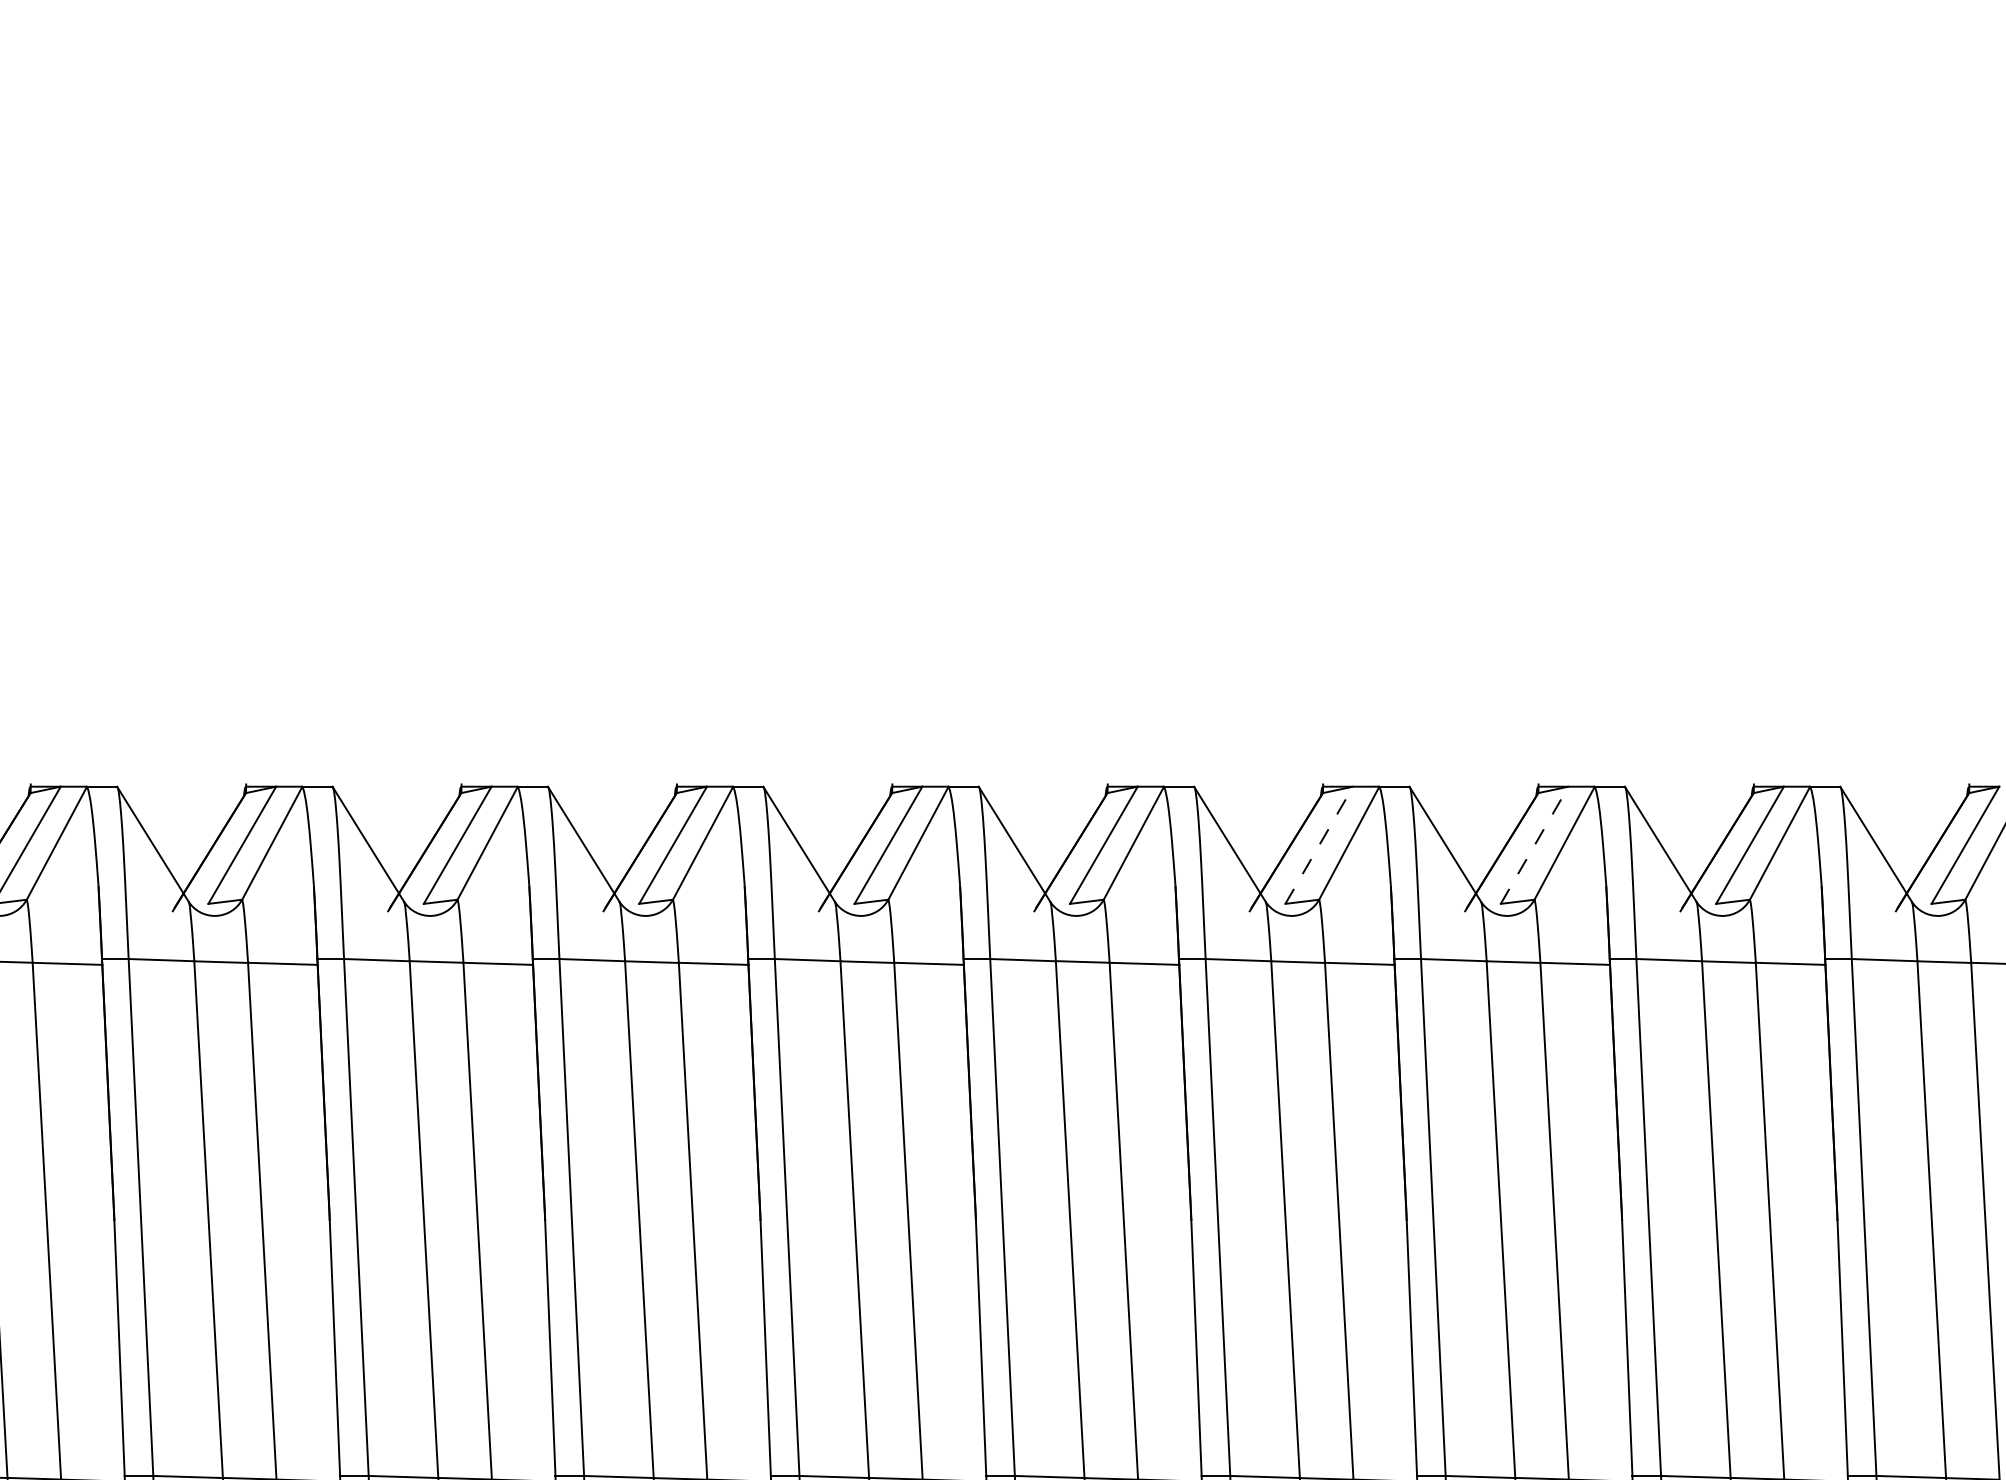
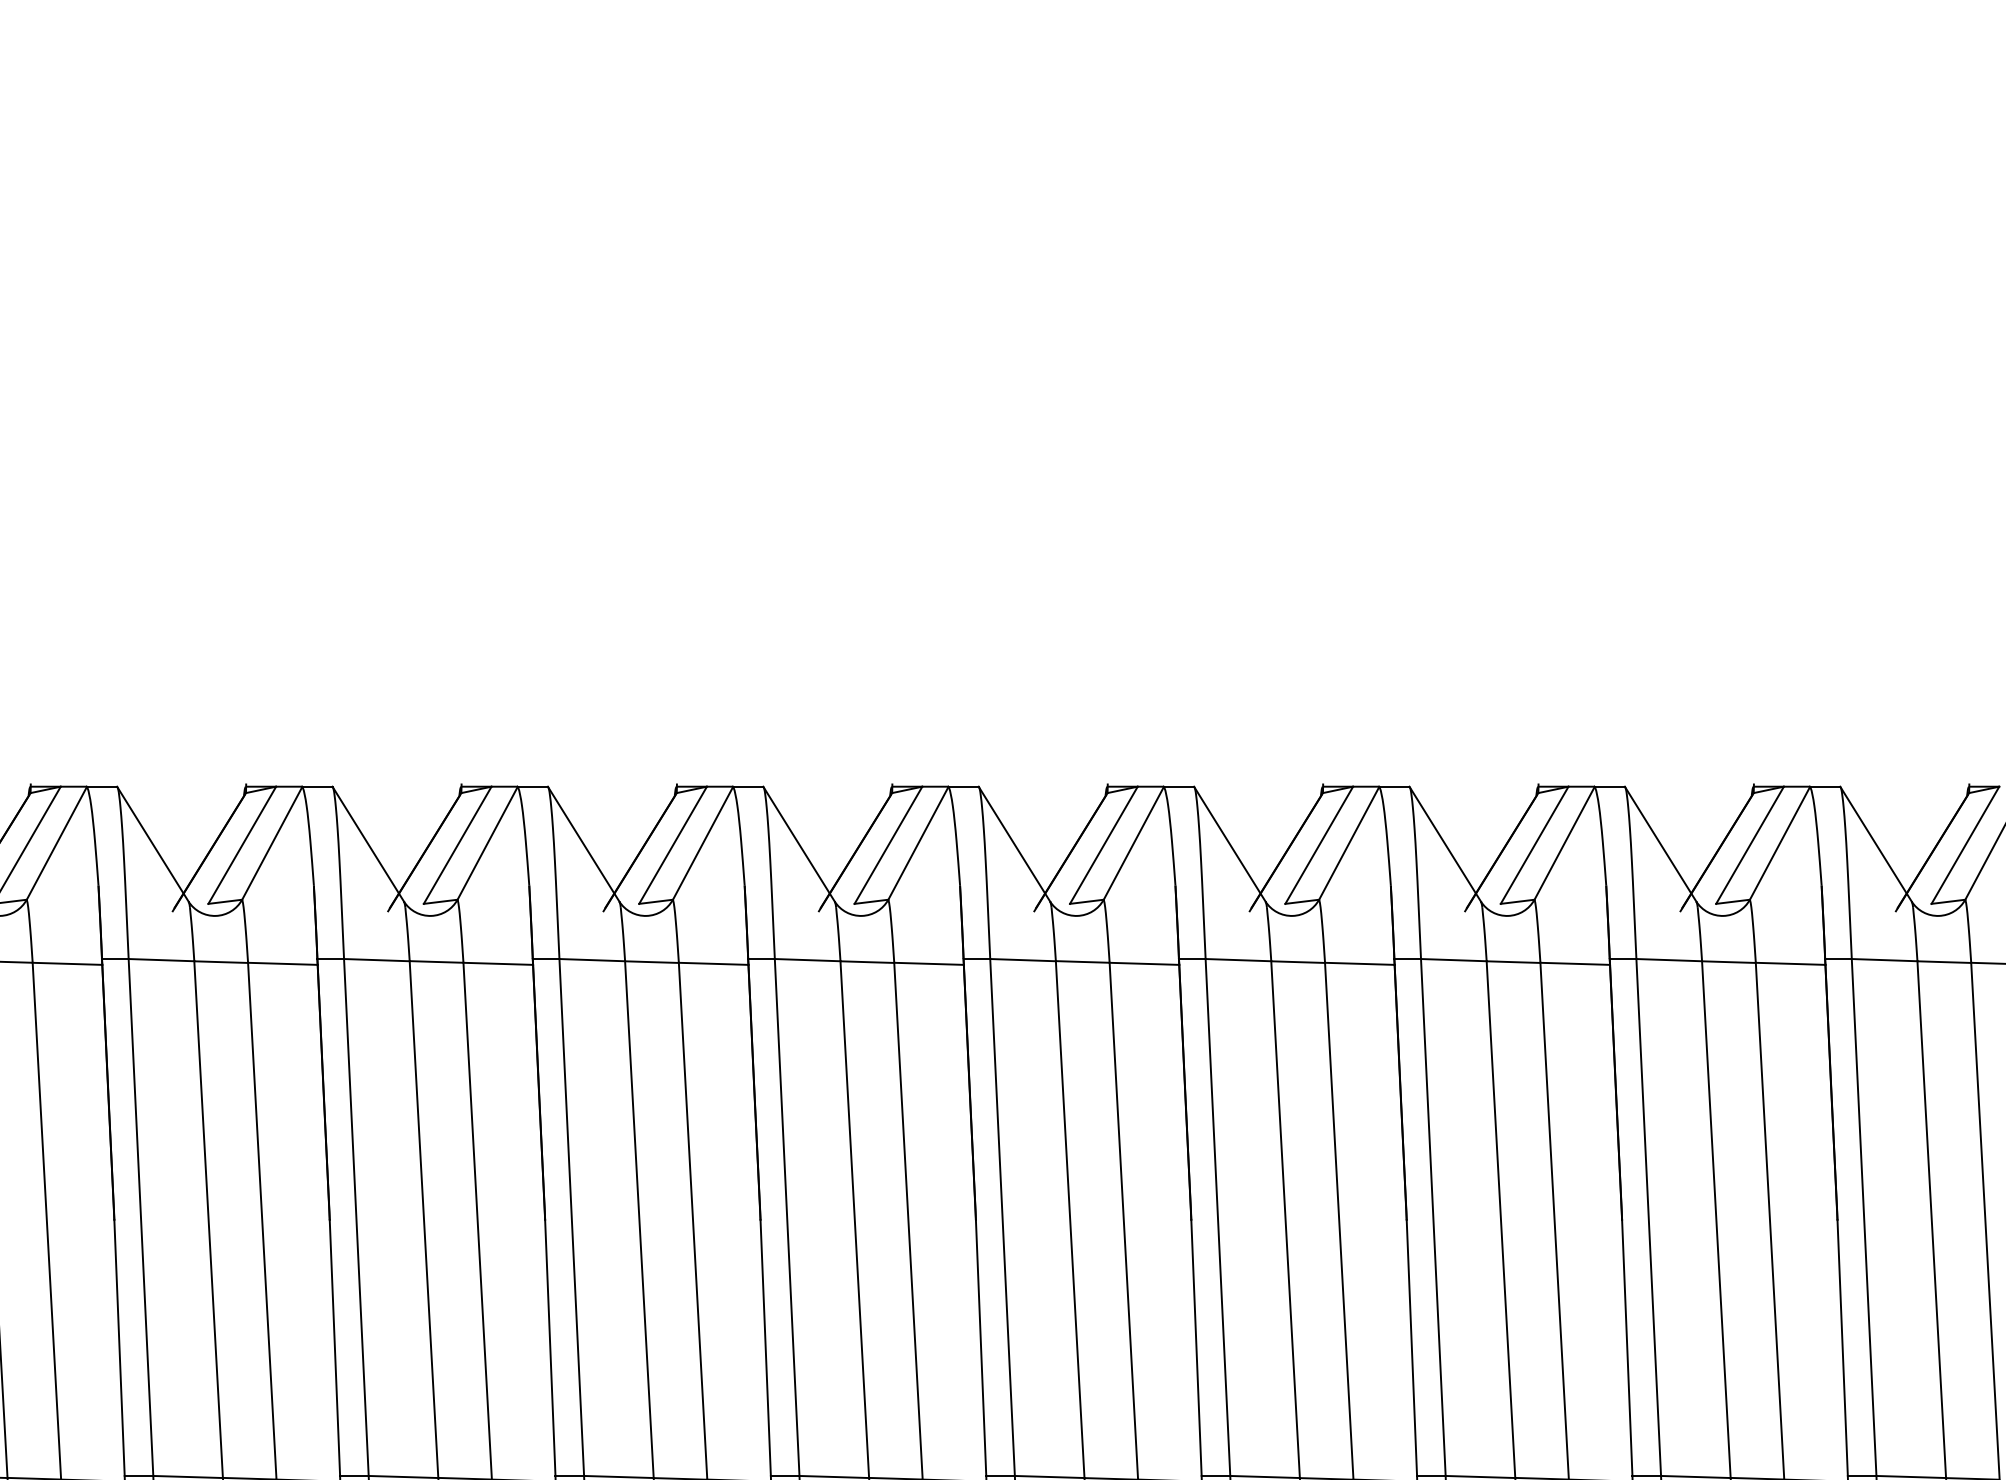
line: dashed -> solid (1319, 845)
line: dashed -> solid (1534, 845)
